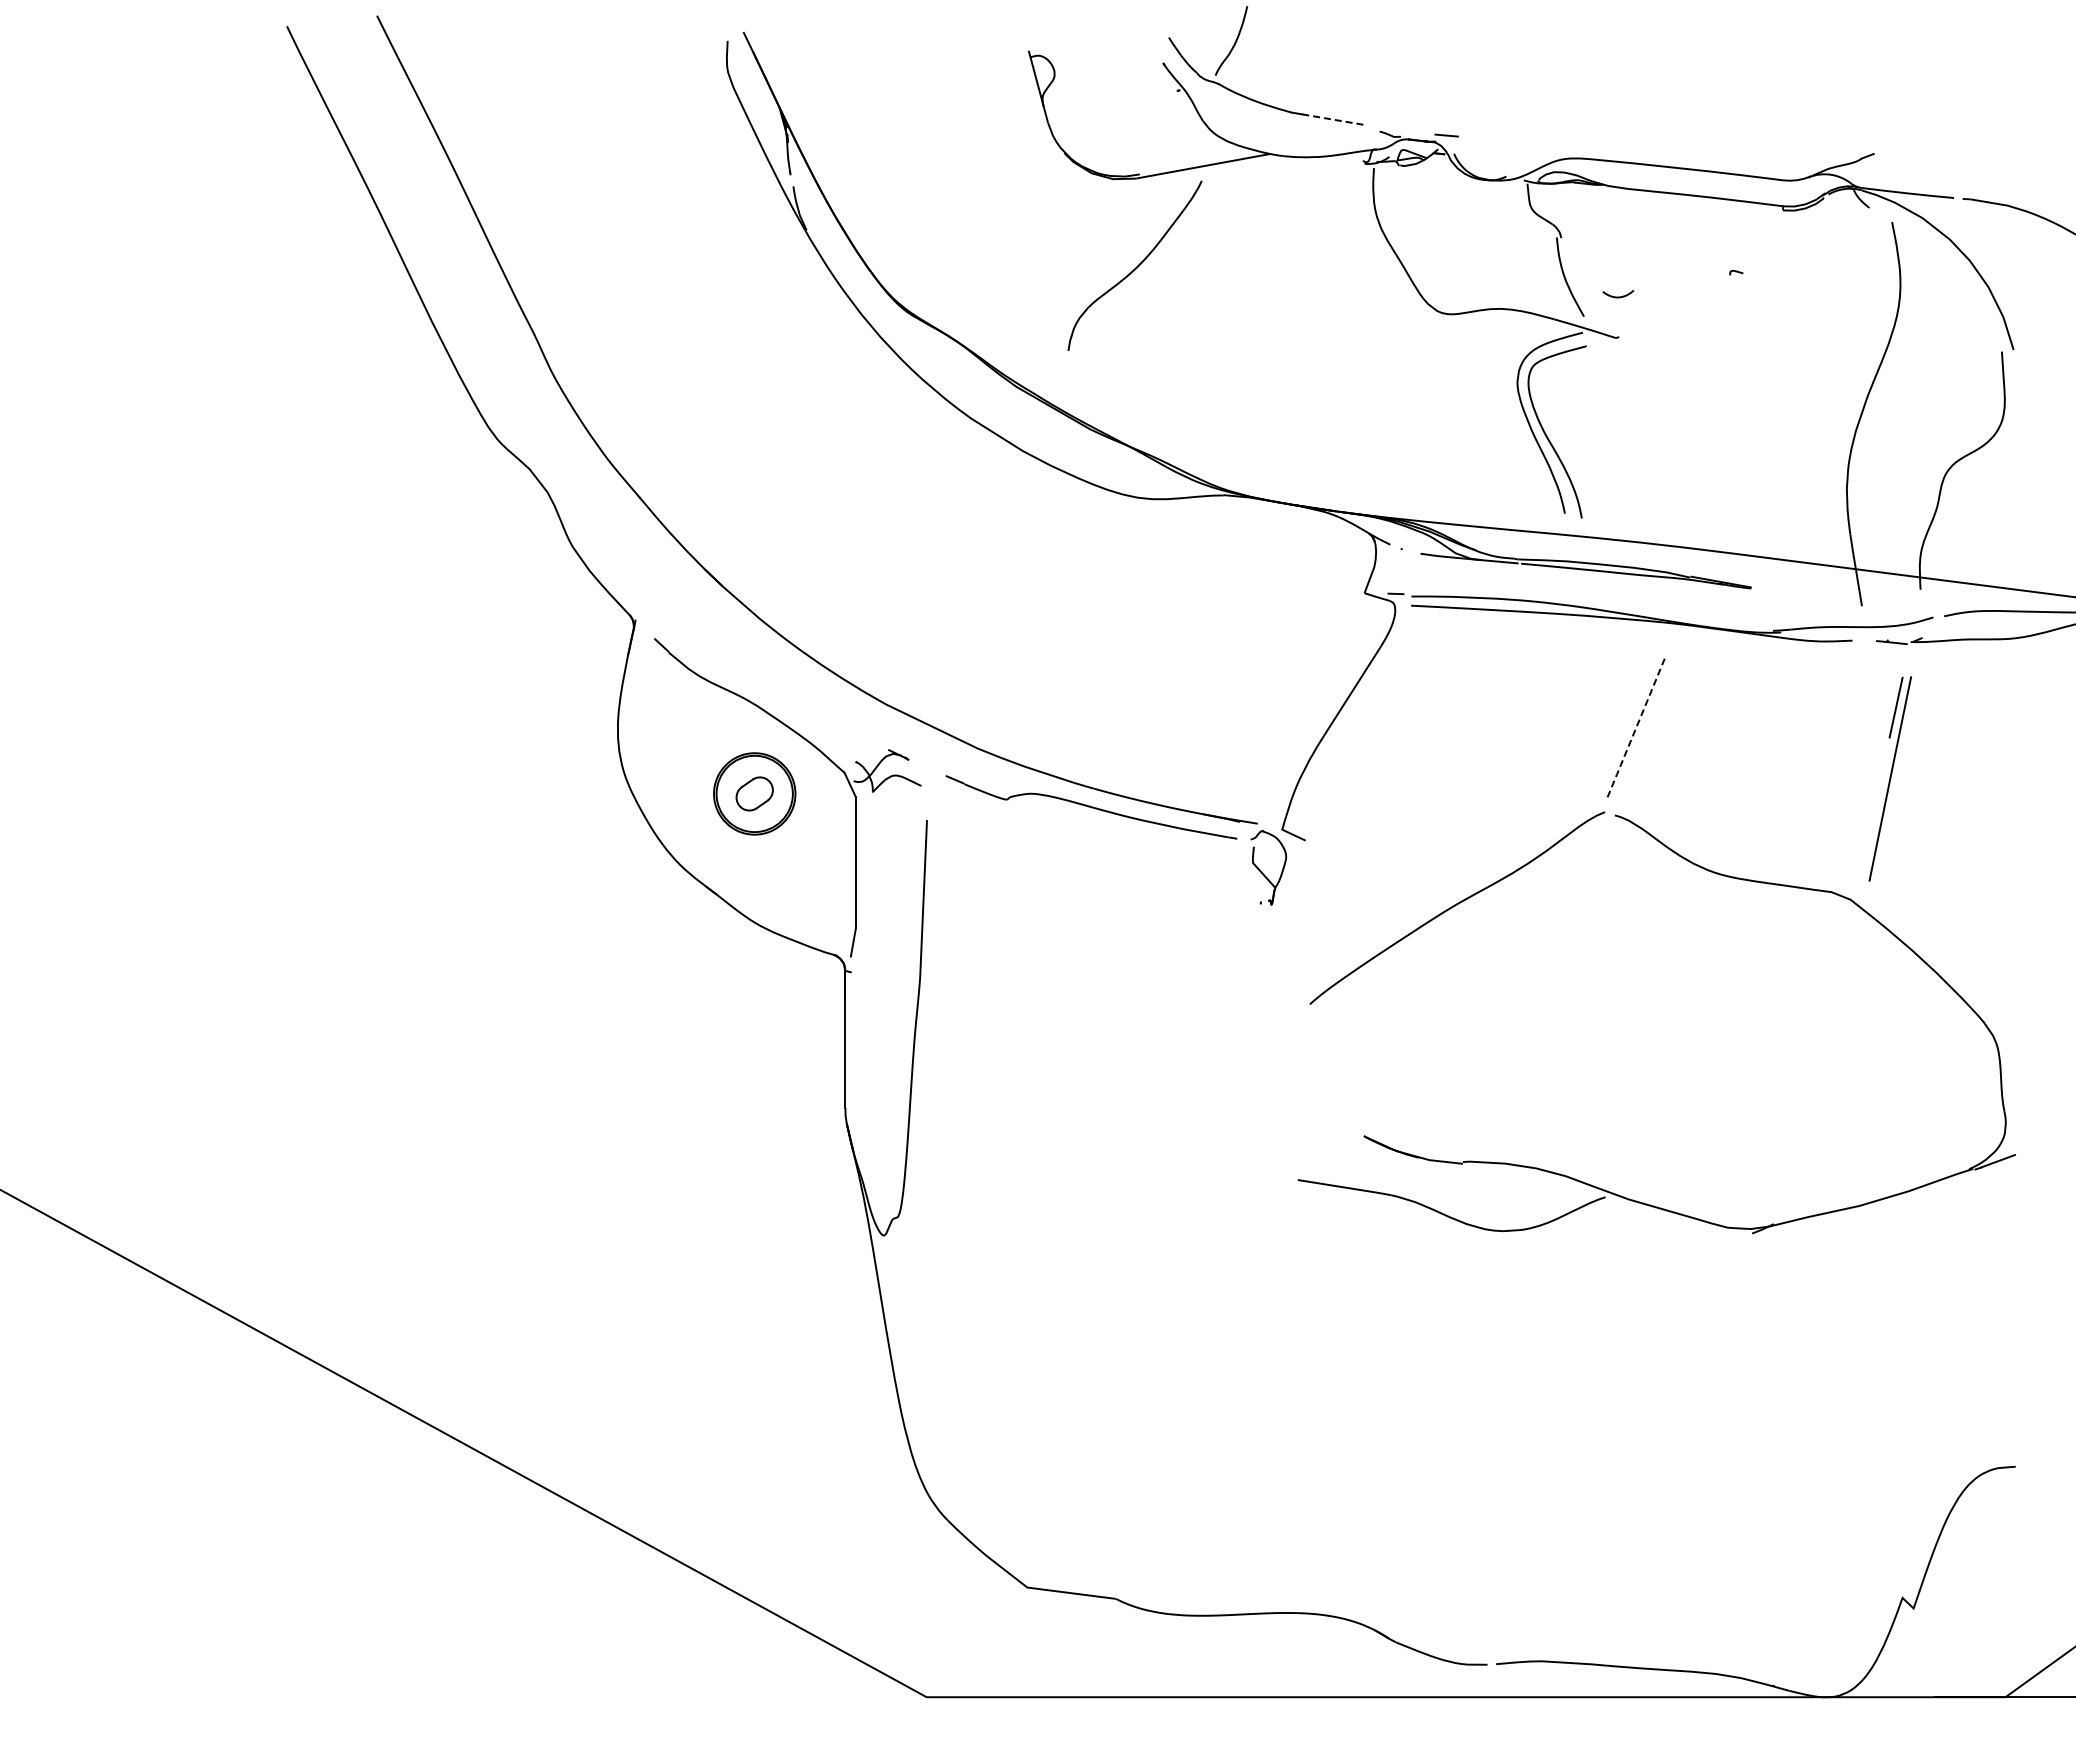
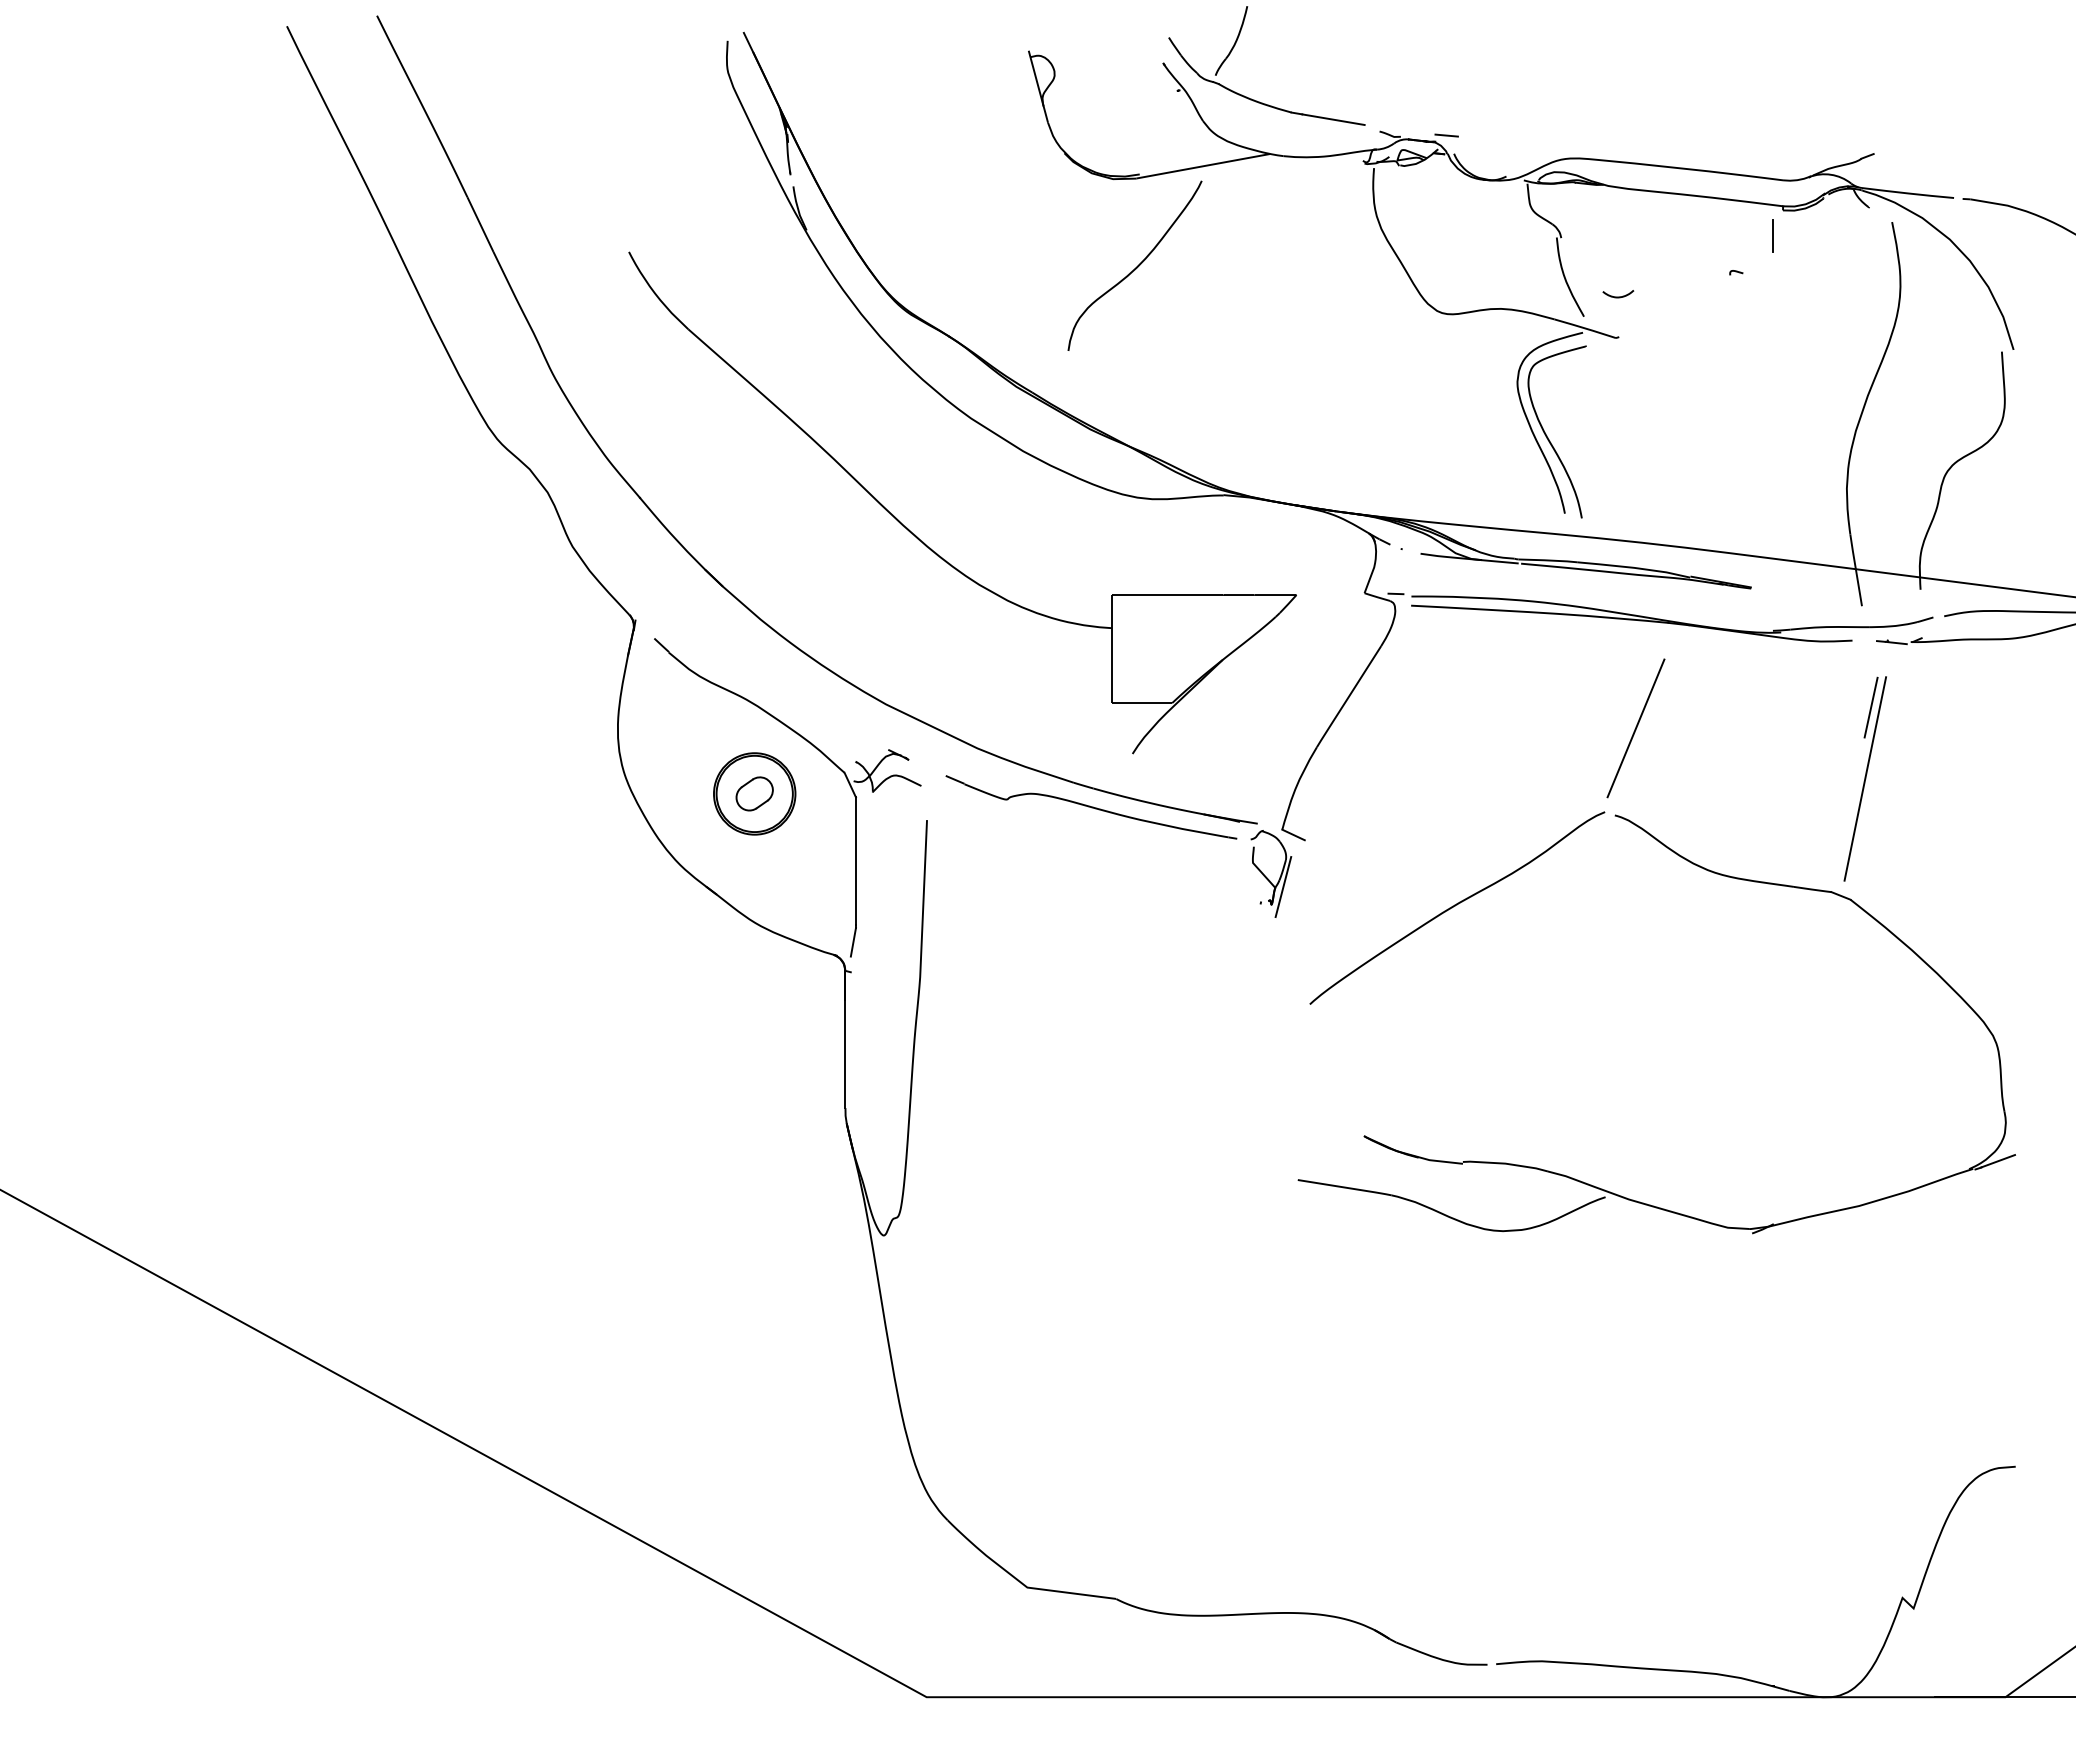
line: dashed -> solid (1333, 119)
line: none -> present (1773, 236)
part: none -> present (923, 541)
line: dashed -> solid (1635, 728)
part position: (1889, 778) -> (1864, 778) (1864, 778)
line: none -> present (1283, 887)
